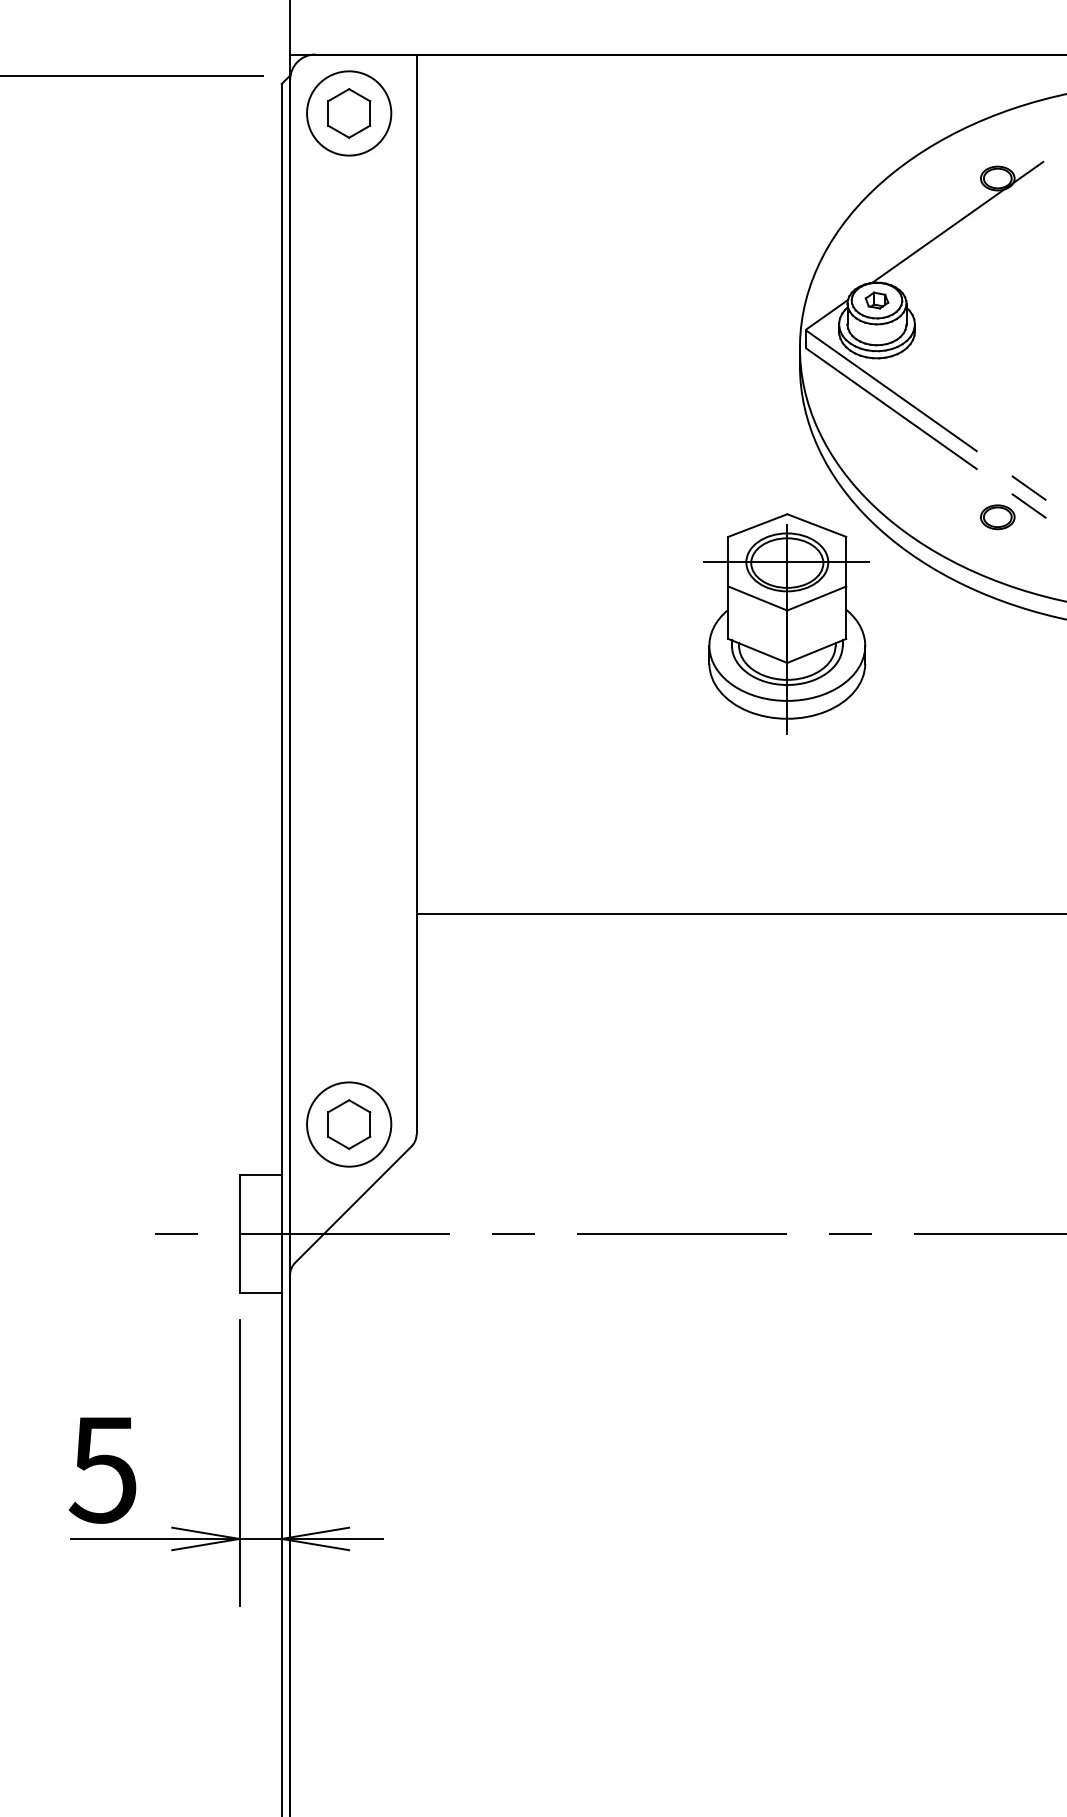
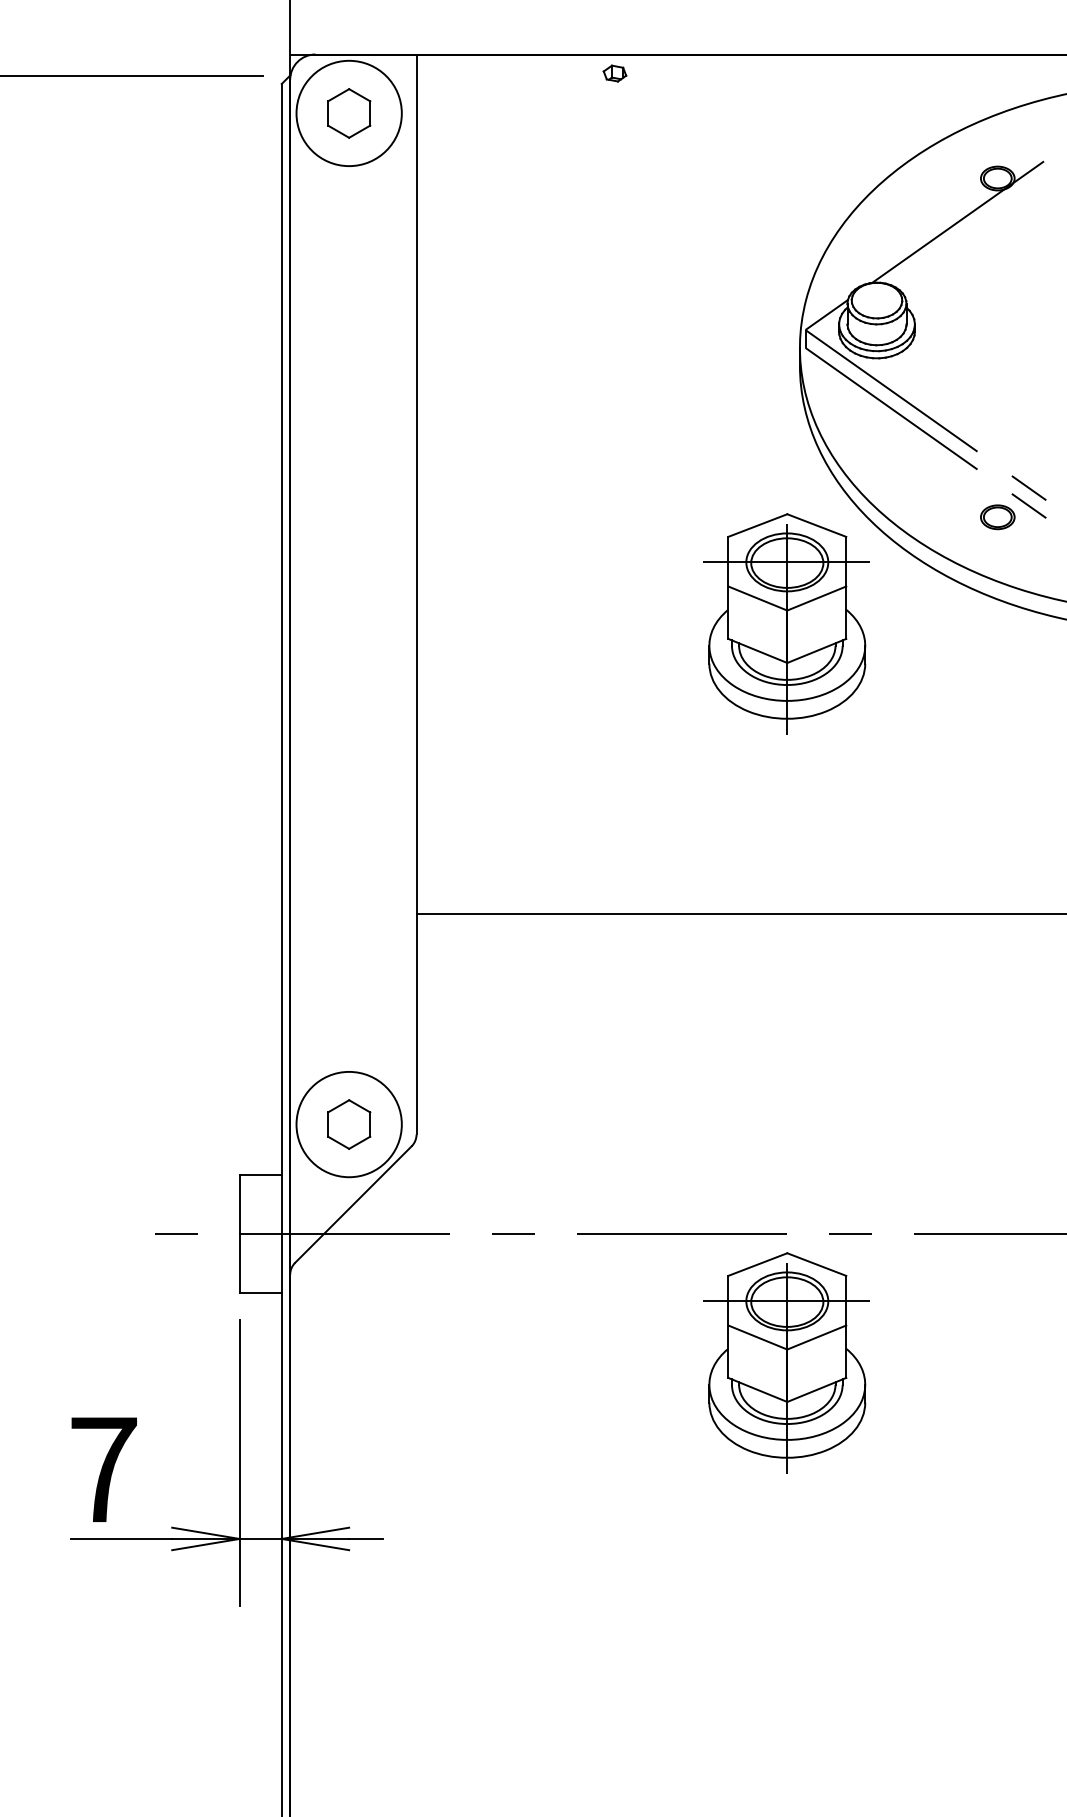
circle diameter: 84 px -> 105 px (348, 113)
part position: (876, 300) -> (614, 73) (614, 73)
circle diameter: 84 px -> 105 px (348, 1124)
part: none -> present (786, 1362)
text: 5 -> 7 (102, 1470)
